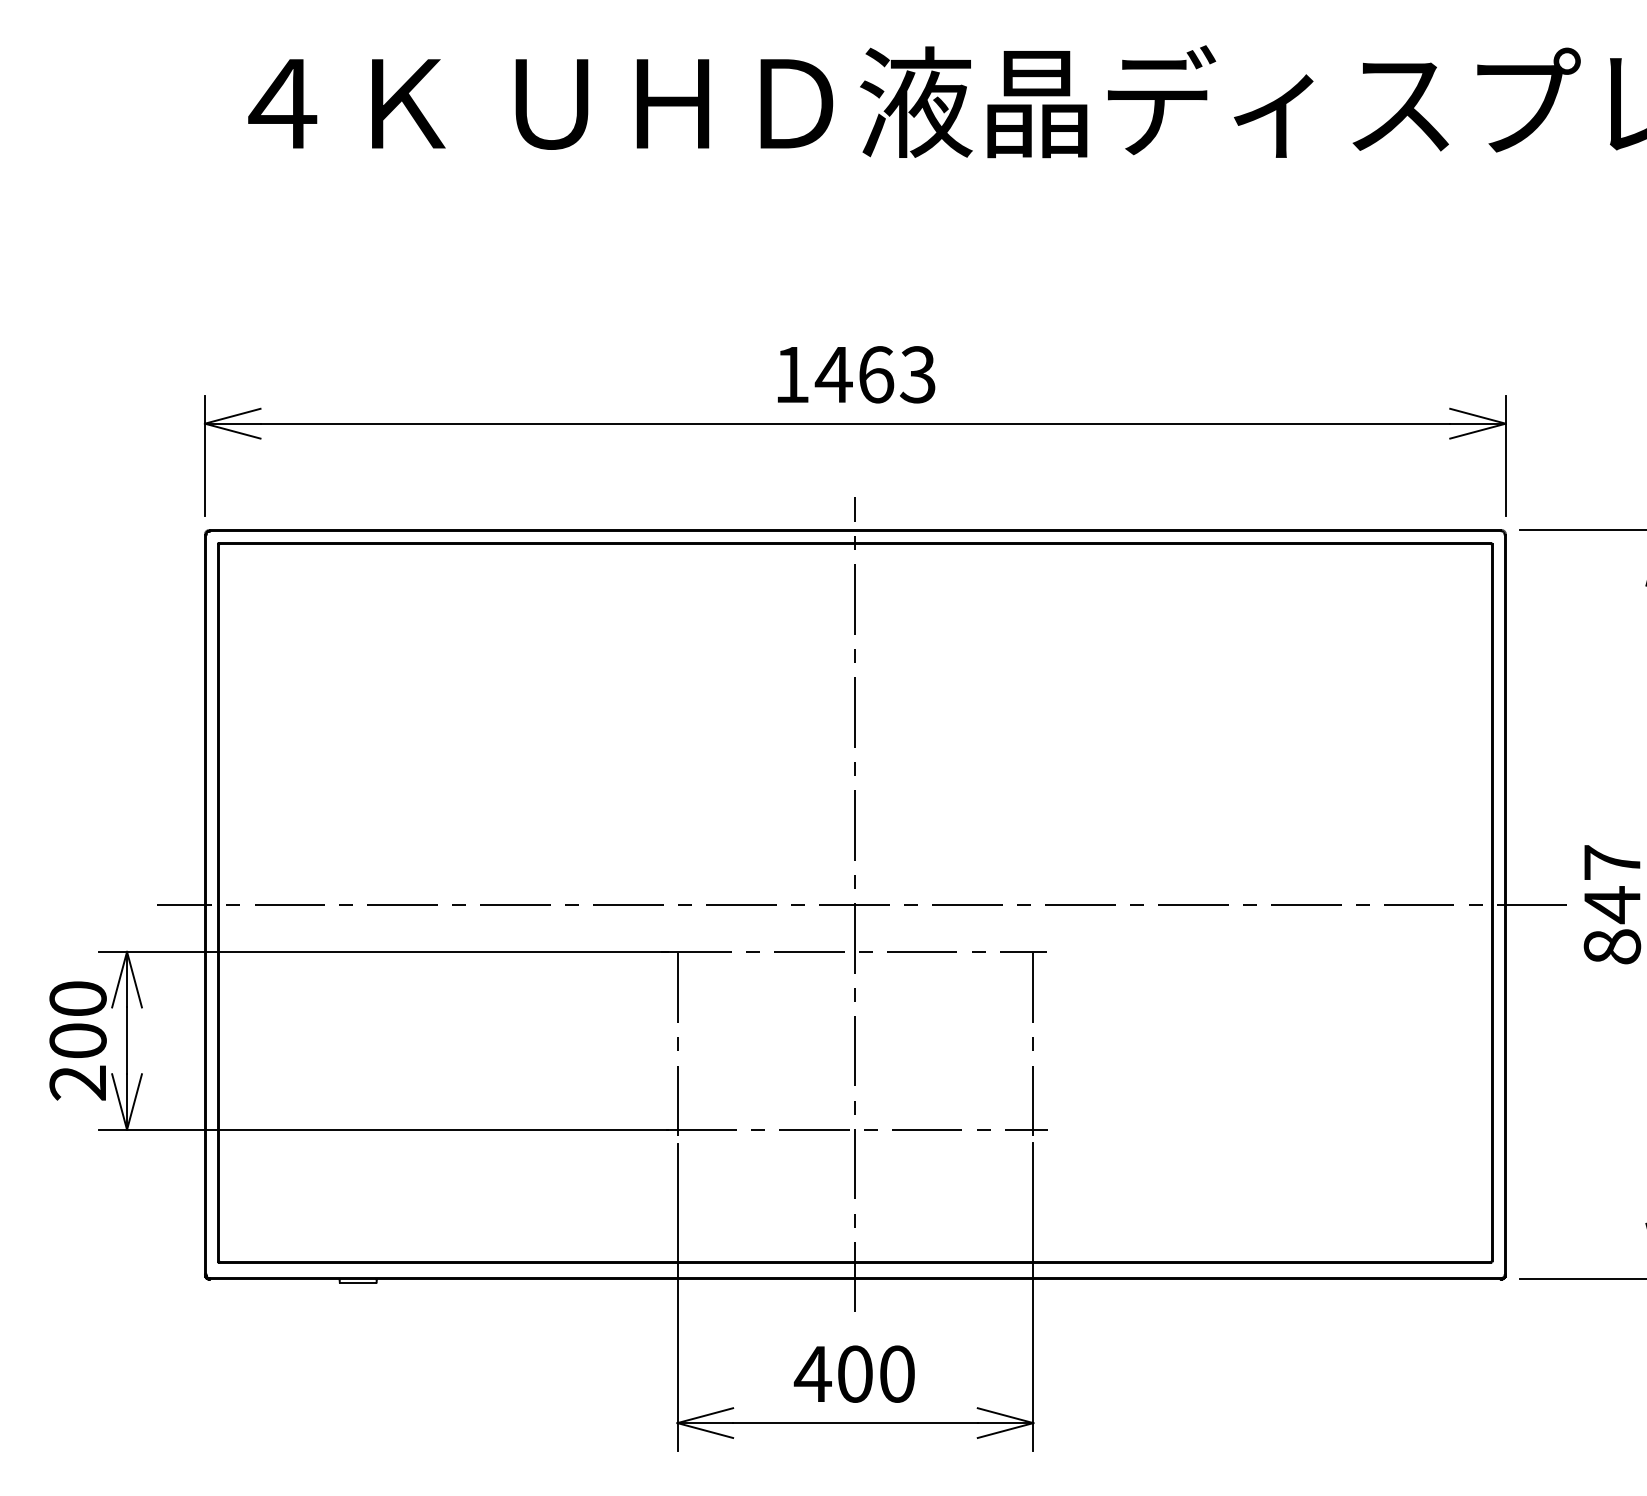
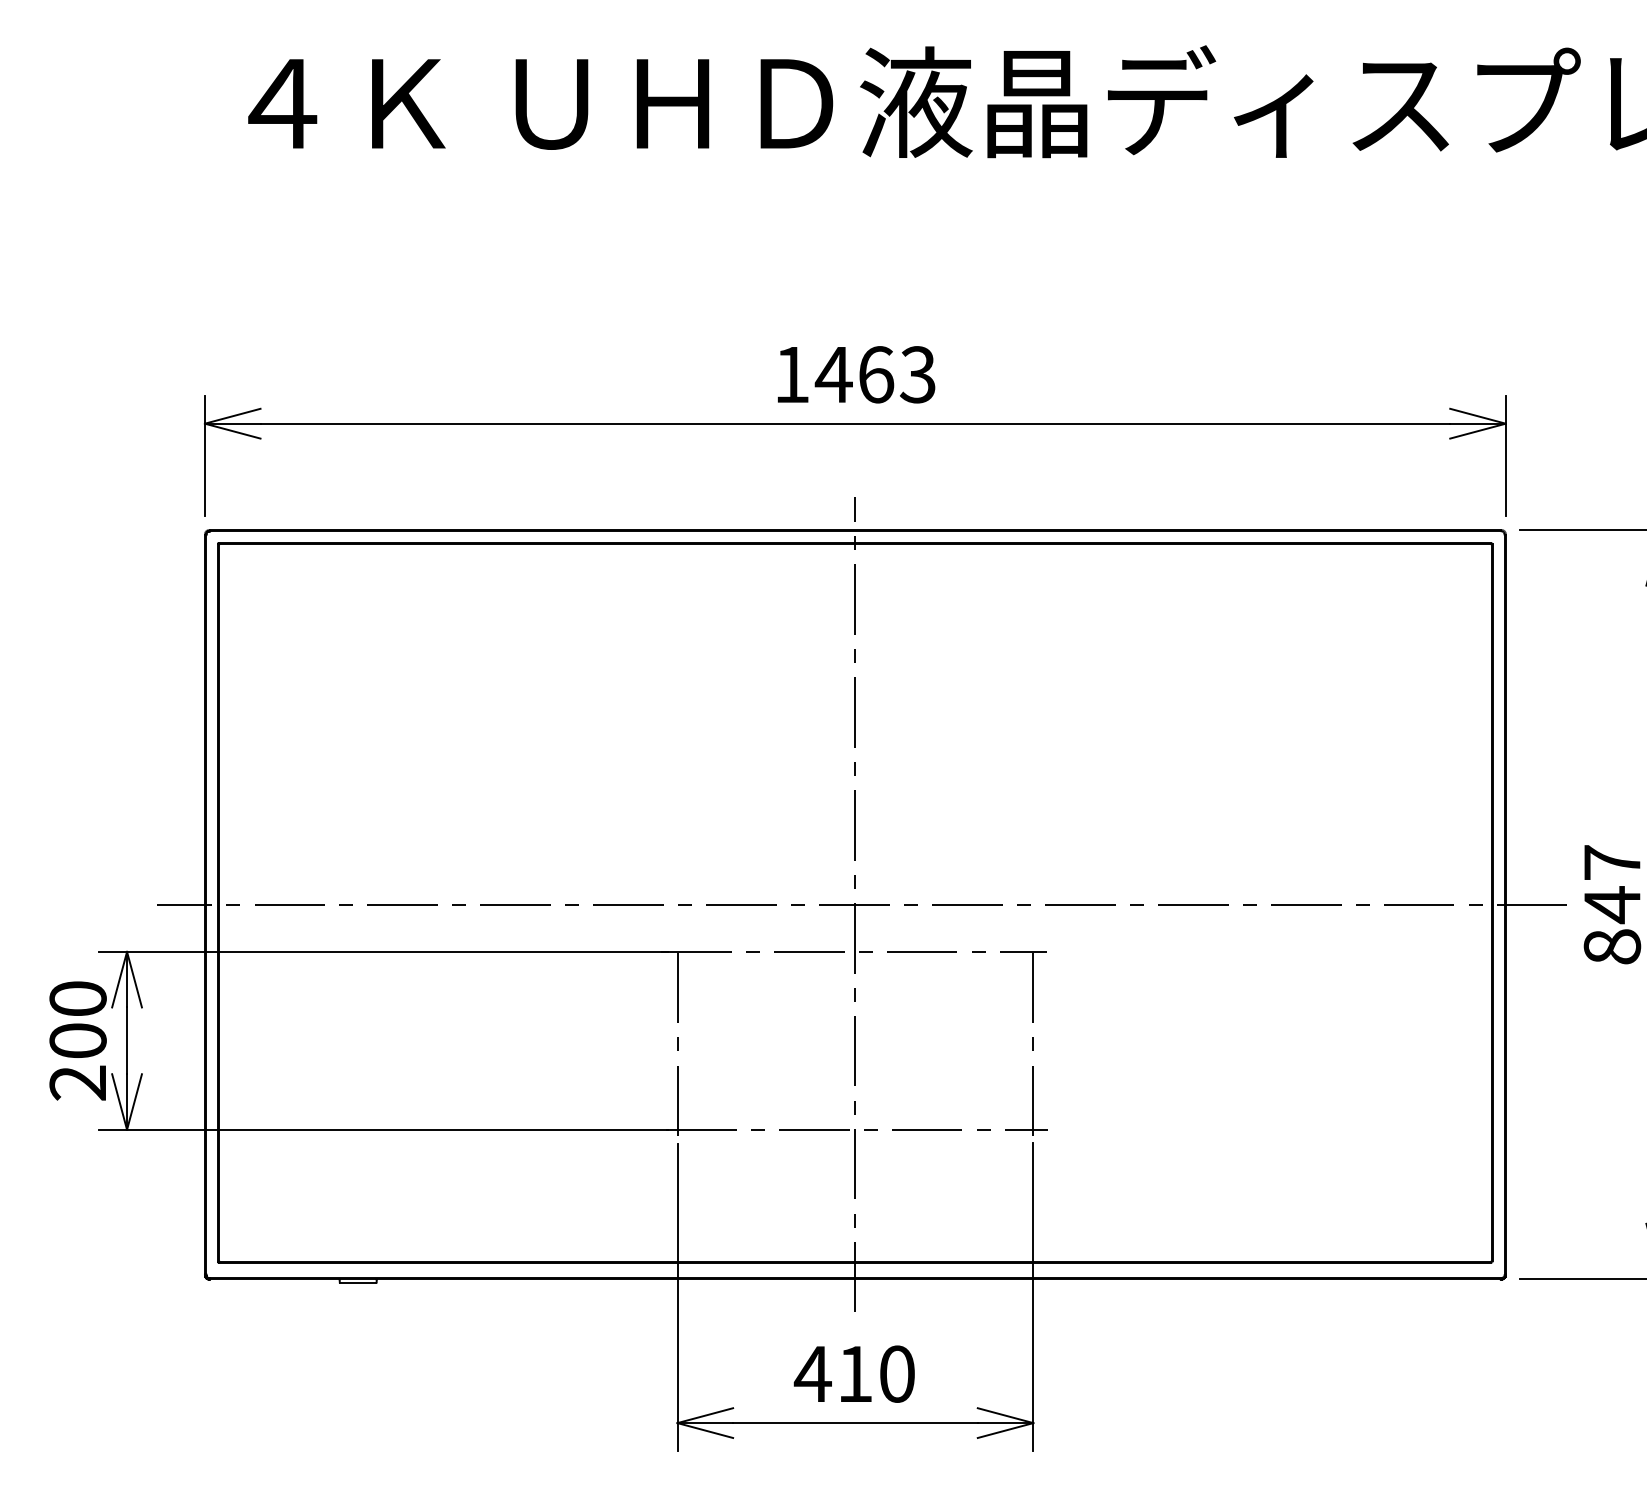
text: 400 -> 410 (855, 1373)
